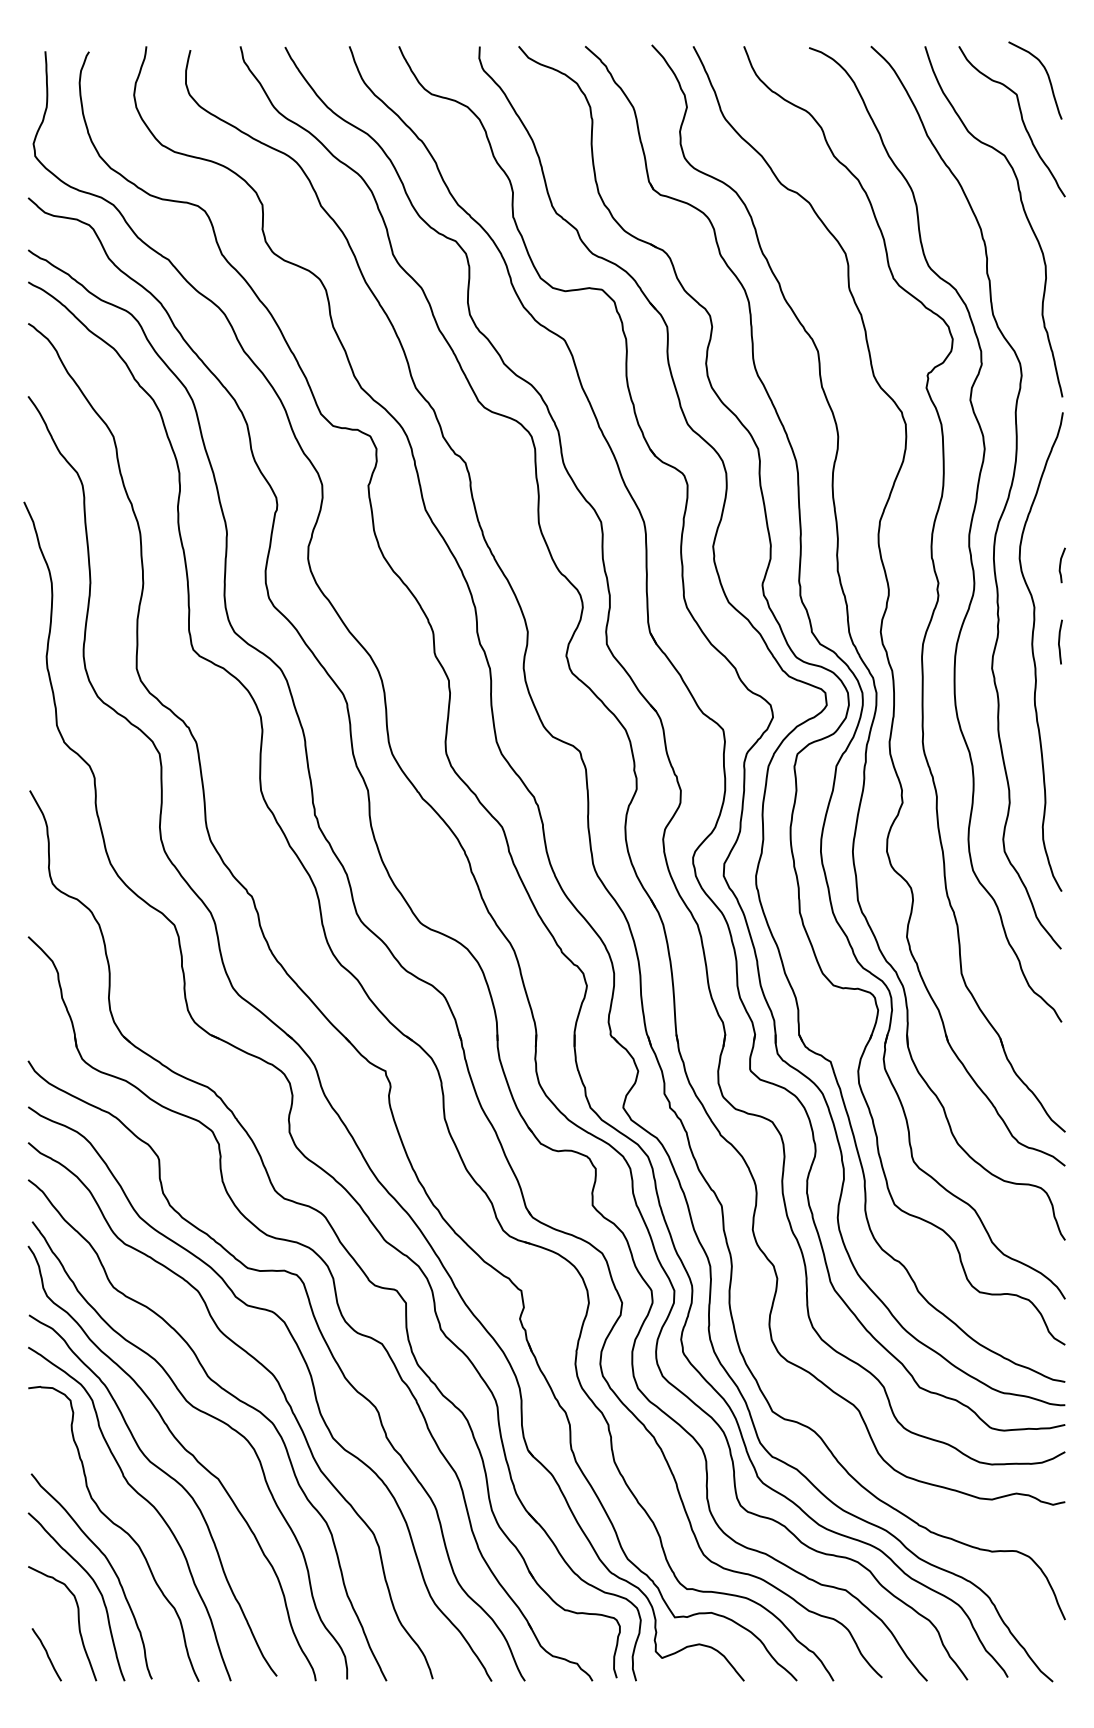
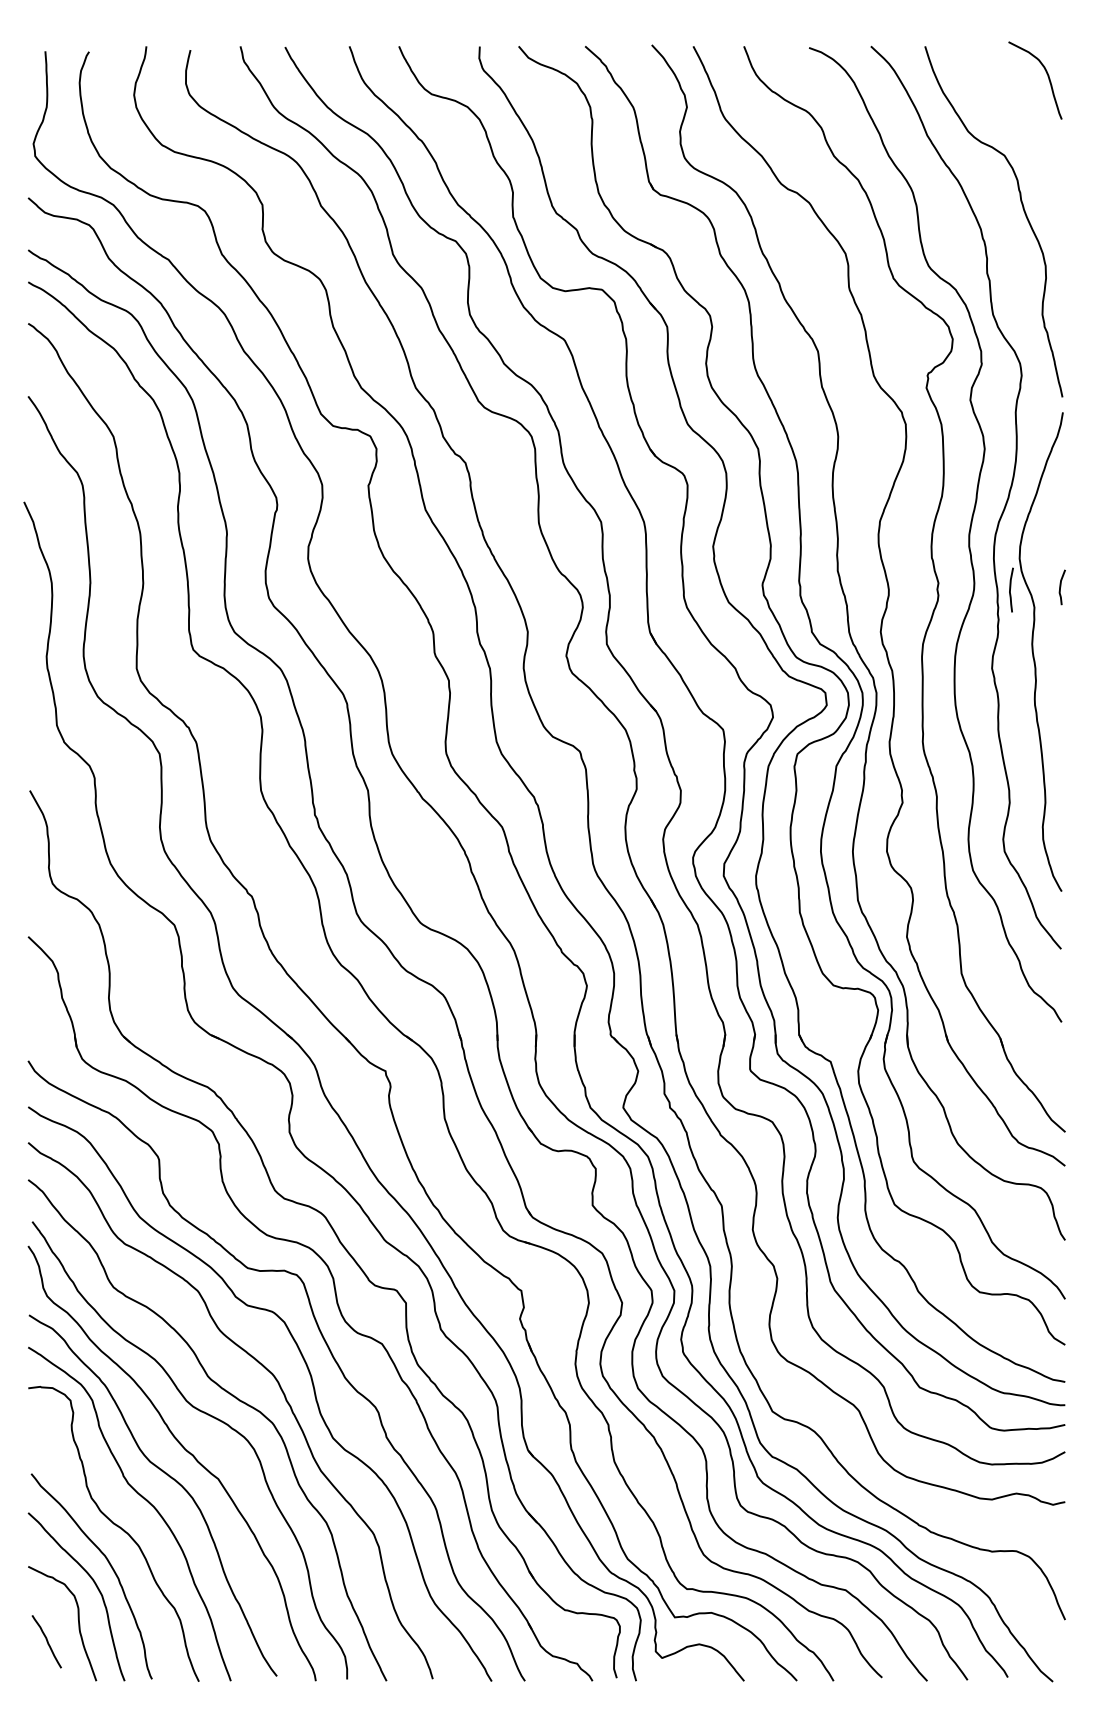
curve: present -> none (1021, 120)
curve position: (1061, 564) -> (1061, 586) (1061, 586)
curve position: (1060, 640) -> (1011, 588) (1011, 588)
curve position: (46, 1654) -> (46, 1641) (46, 1641)
